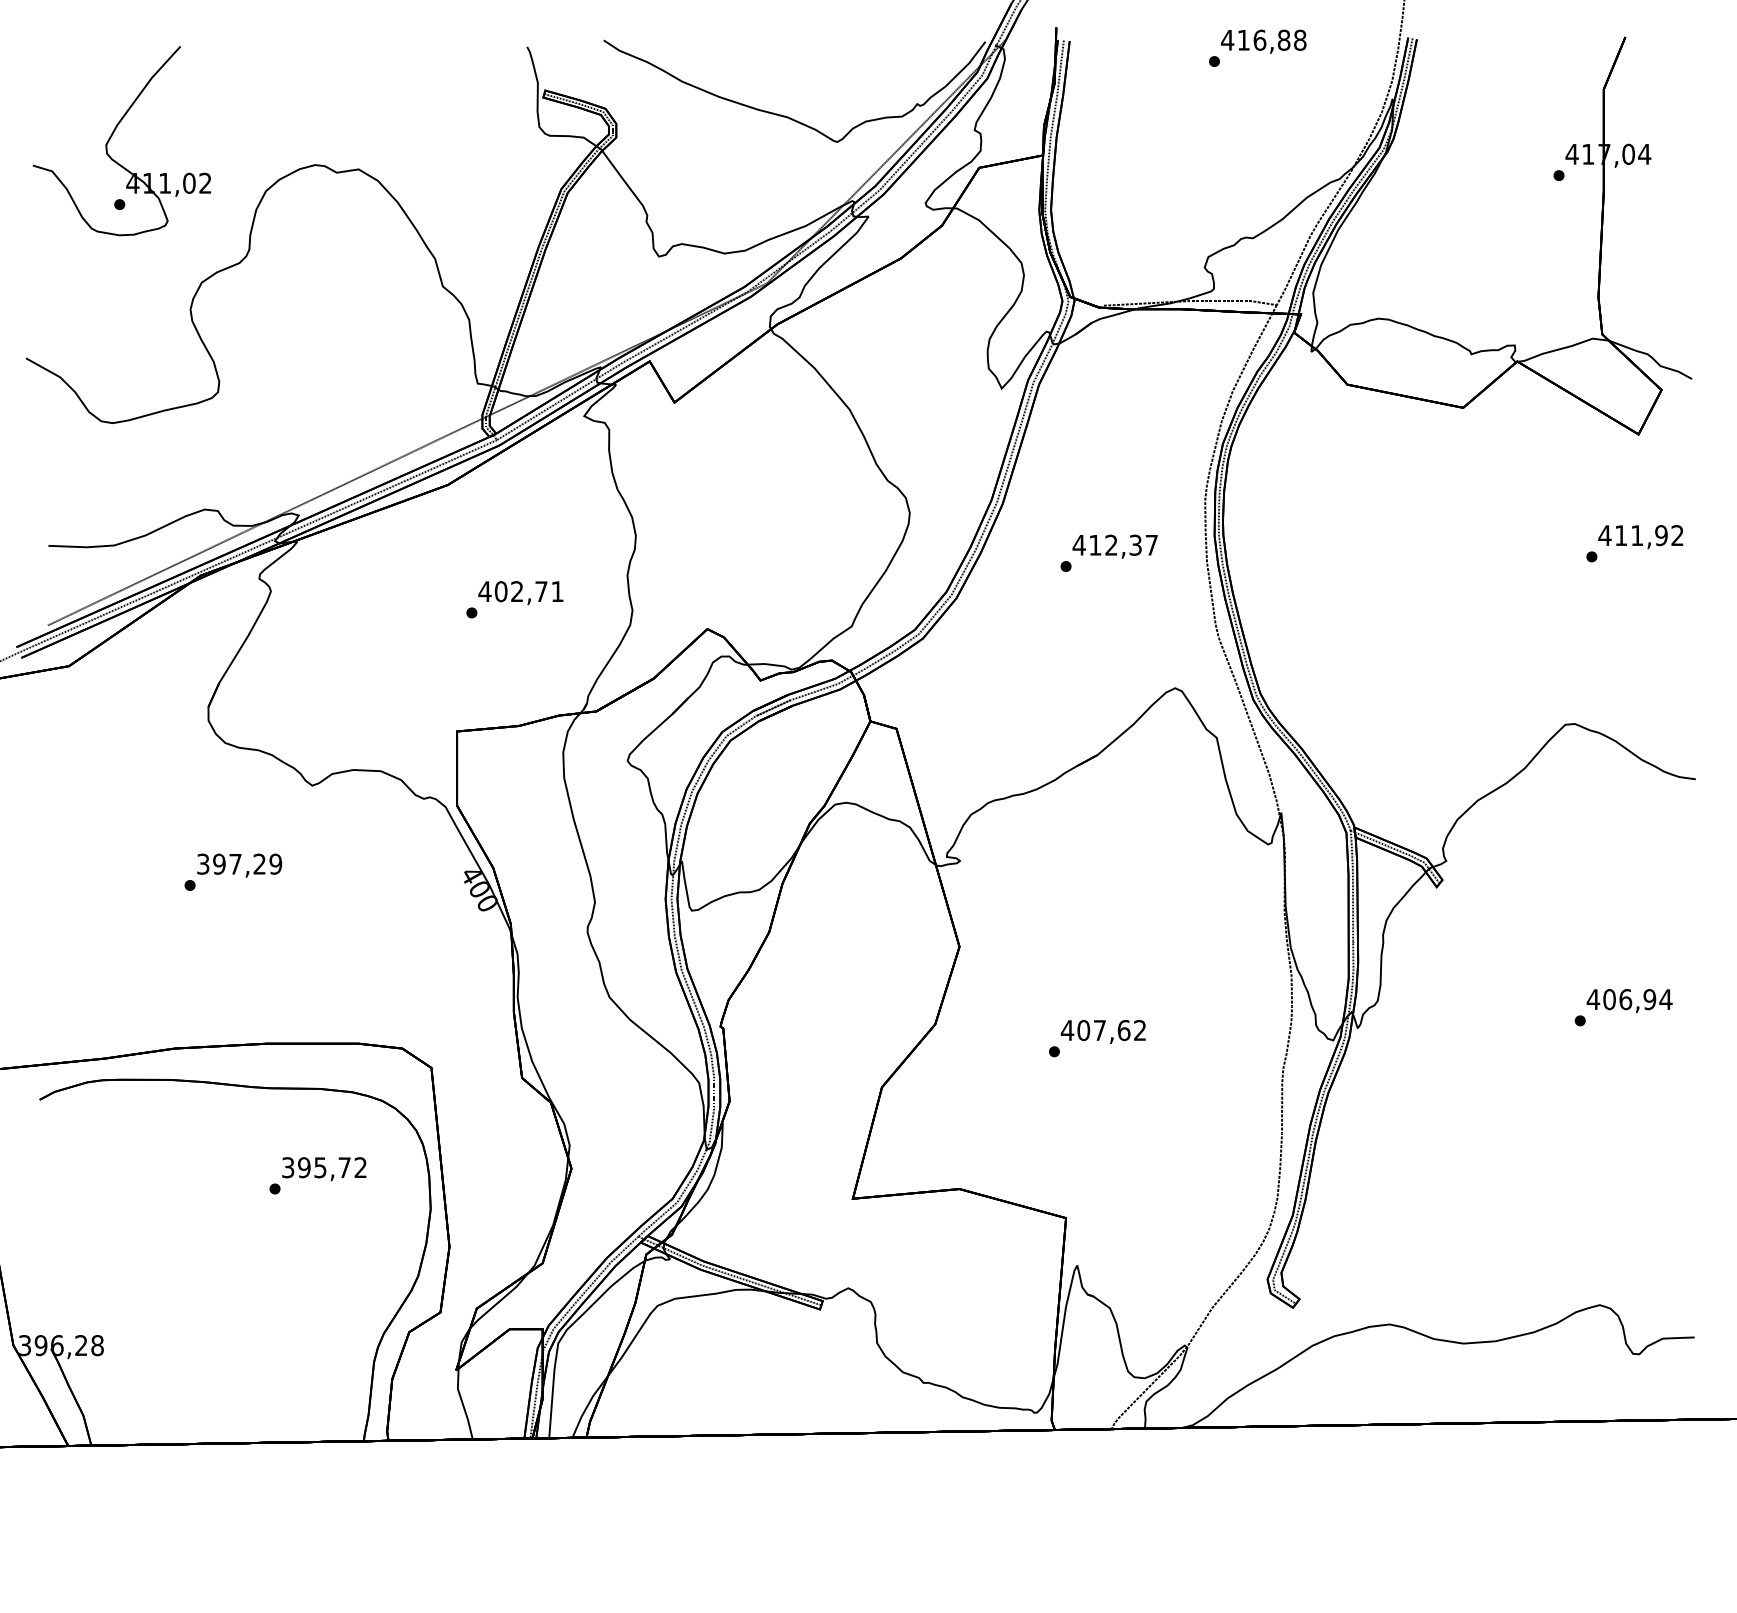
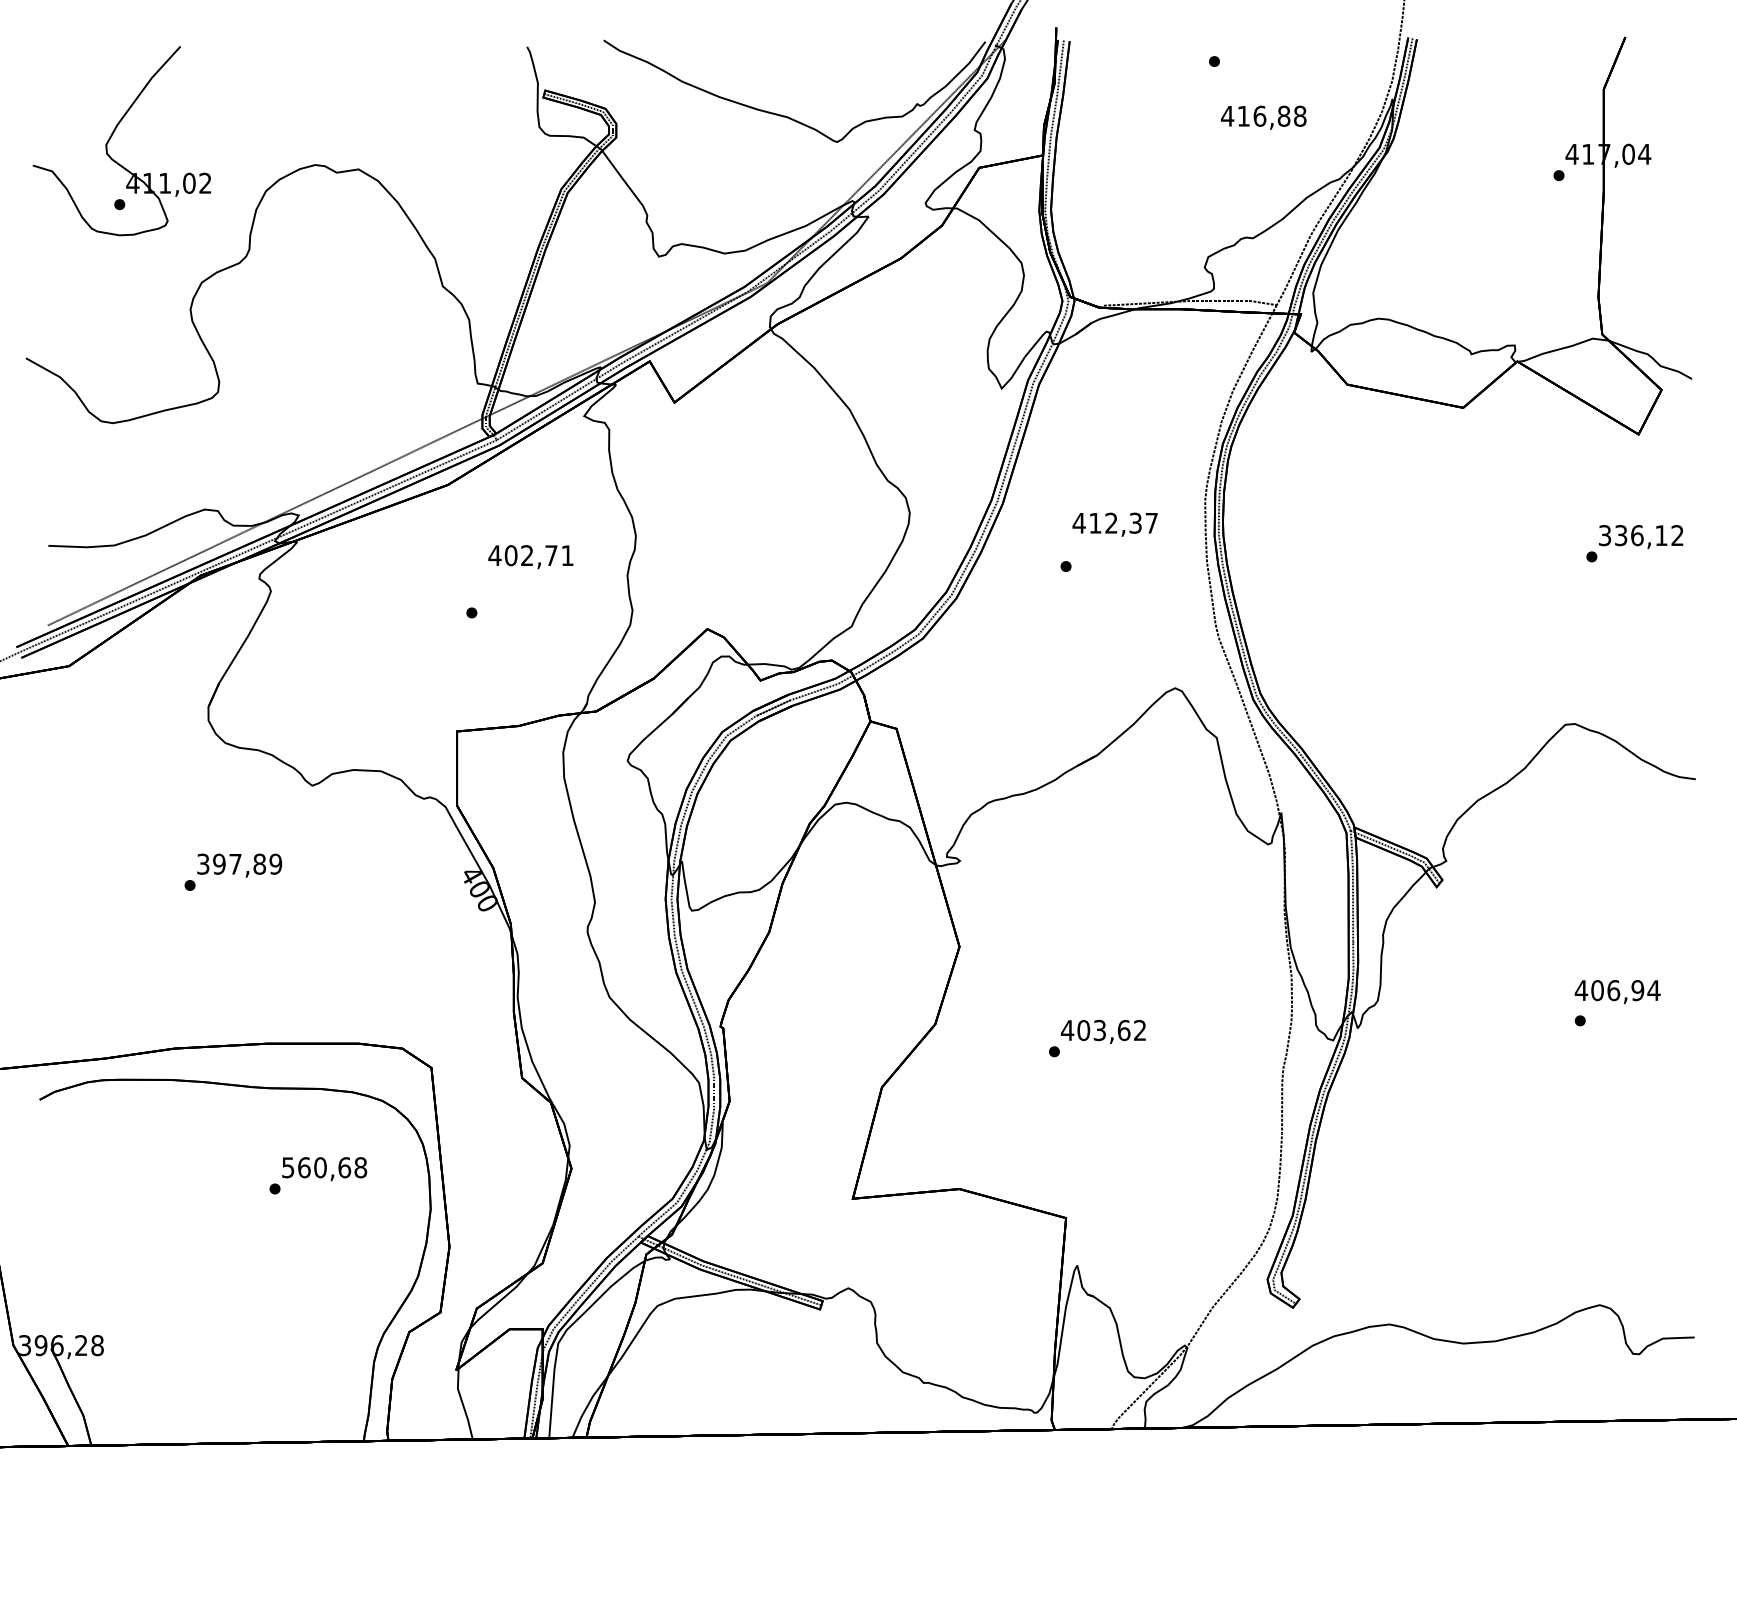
text position: (1263, 41) -> (1263, 117) (1263, 117)
text: 411,92 -> 336,12 (1632, 535)
text position: (1114, 546) -> (1114, 524) (1114, 524)
text position: (520, 593) -> (530, 557) (530, 557)
text: 397,29 -> 397,89 (259, 863)
text position: (1629, 1001) -> (1617, 992) (1617, 992)
text: 407,62 -> 403,62 (1099, 1030)
text: 395,72 -> 560,68 (324, 1167)
